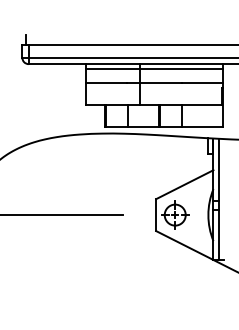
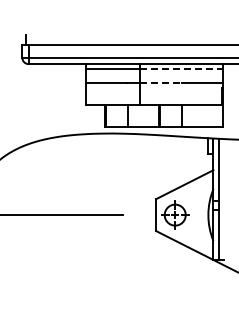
line: solid -> dashed (182, 69)
line: solid -> dashed (160, 83)
